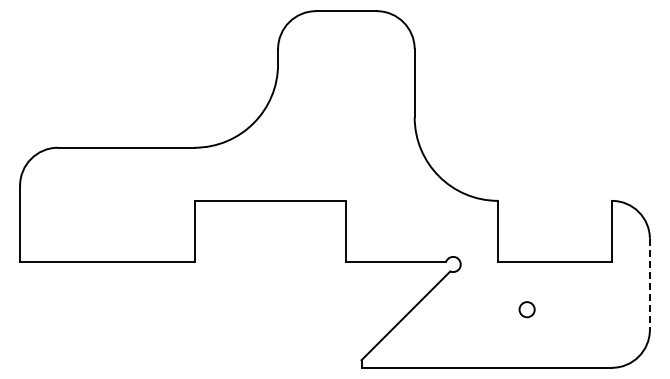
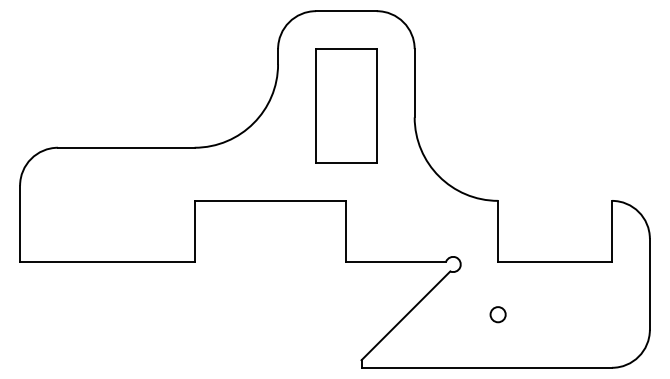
part: none -> present (346, 105)
line: dashed -> solid (649, 284)
circle position: (526, 309) -> (497, 314) (497, 314)
